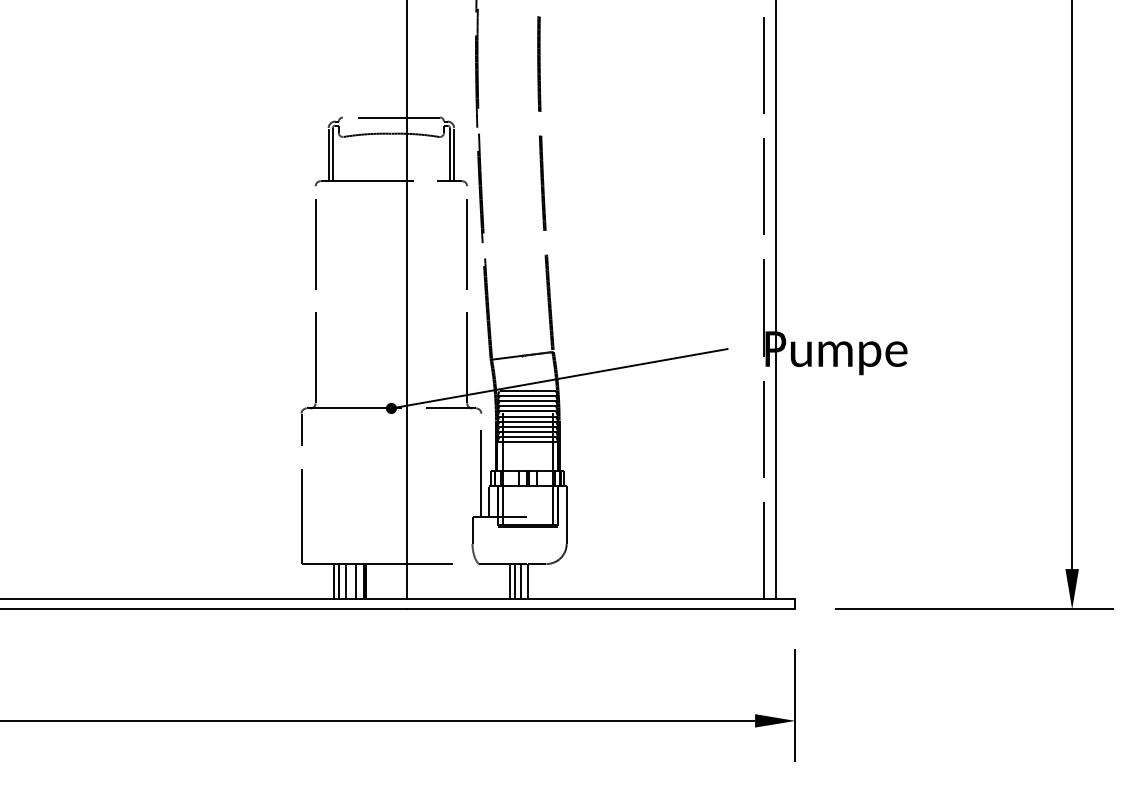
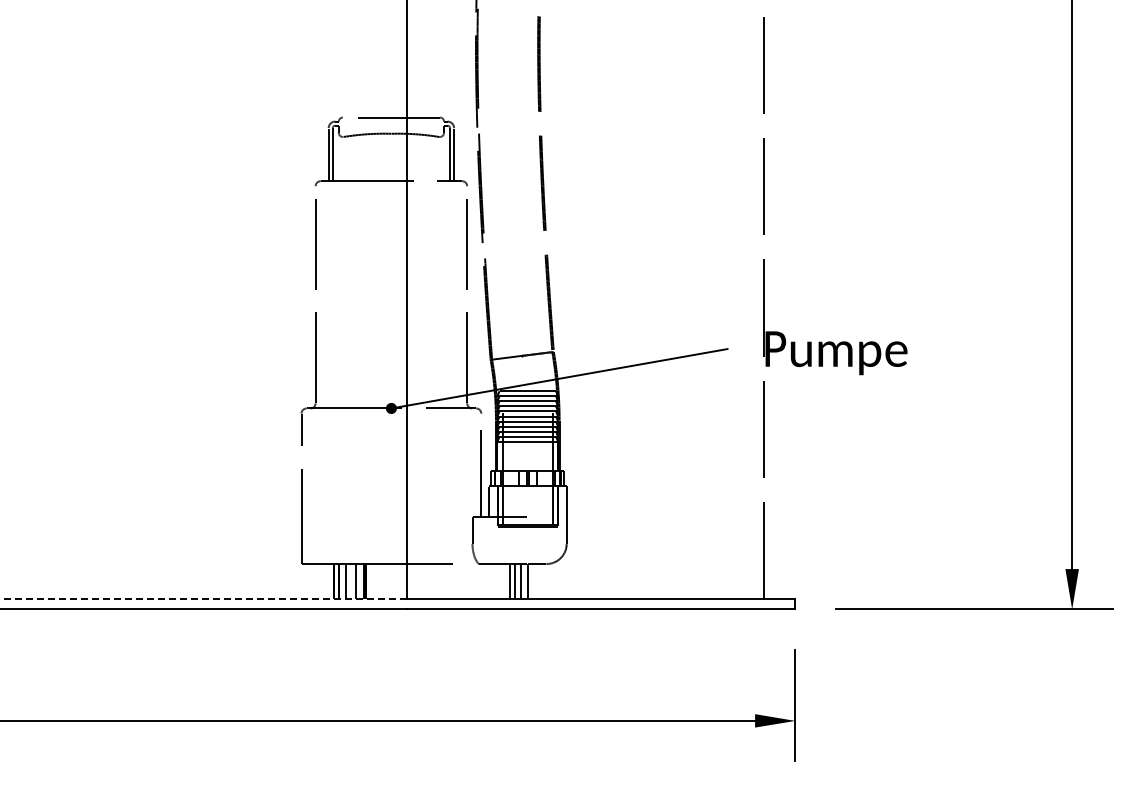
line: present -> none (776, 300)
line: solid -> dashed (203, 599)
